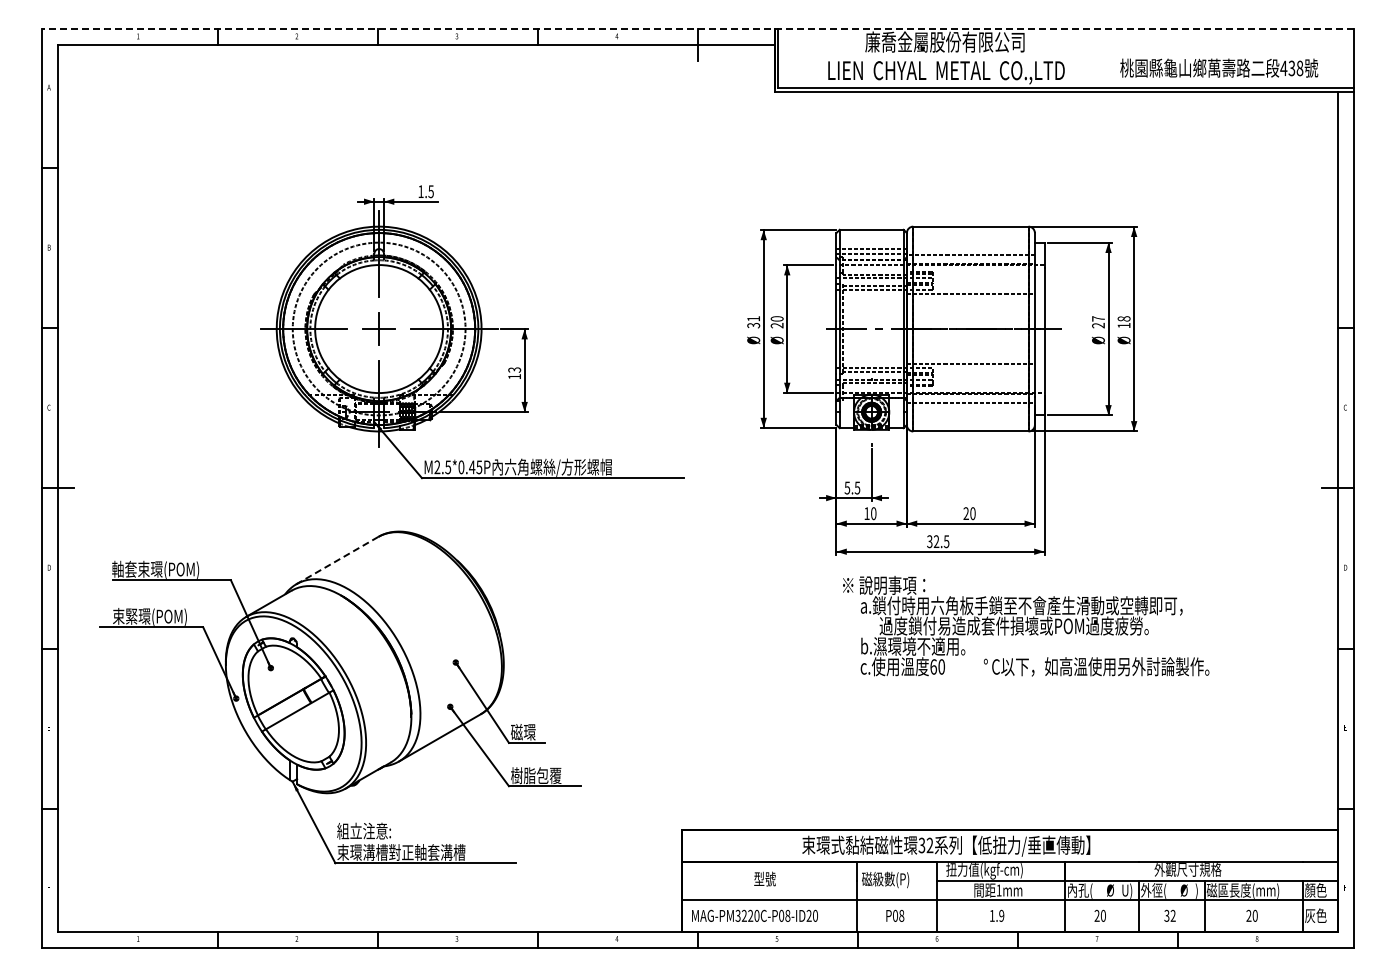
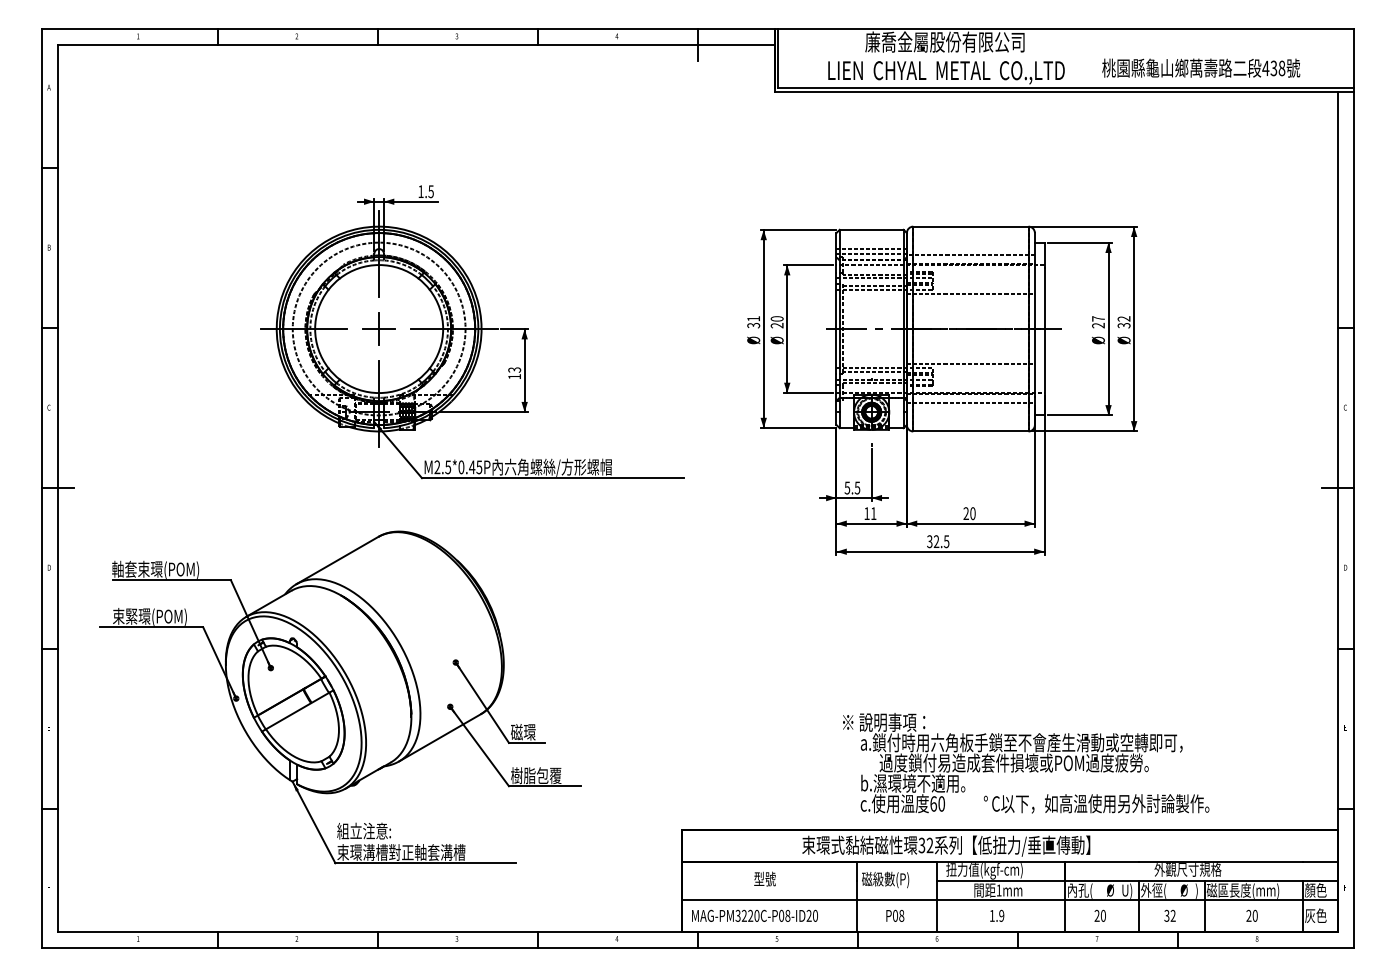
line: dashed -> solid (697, 29)
text position: (1219, 67) -> (1201, 67) (1201, 67)
text: 18 -> 32 (1123, 322)
text: 10 -> 11 (873, 513)
line: dashed -> solid (337, 560)
text position: (1026, 626) -> (1026, 763) (1026, 763)
